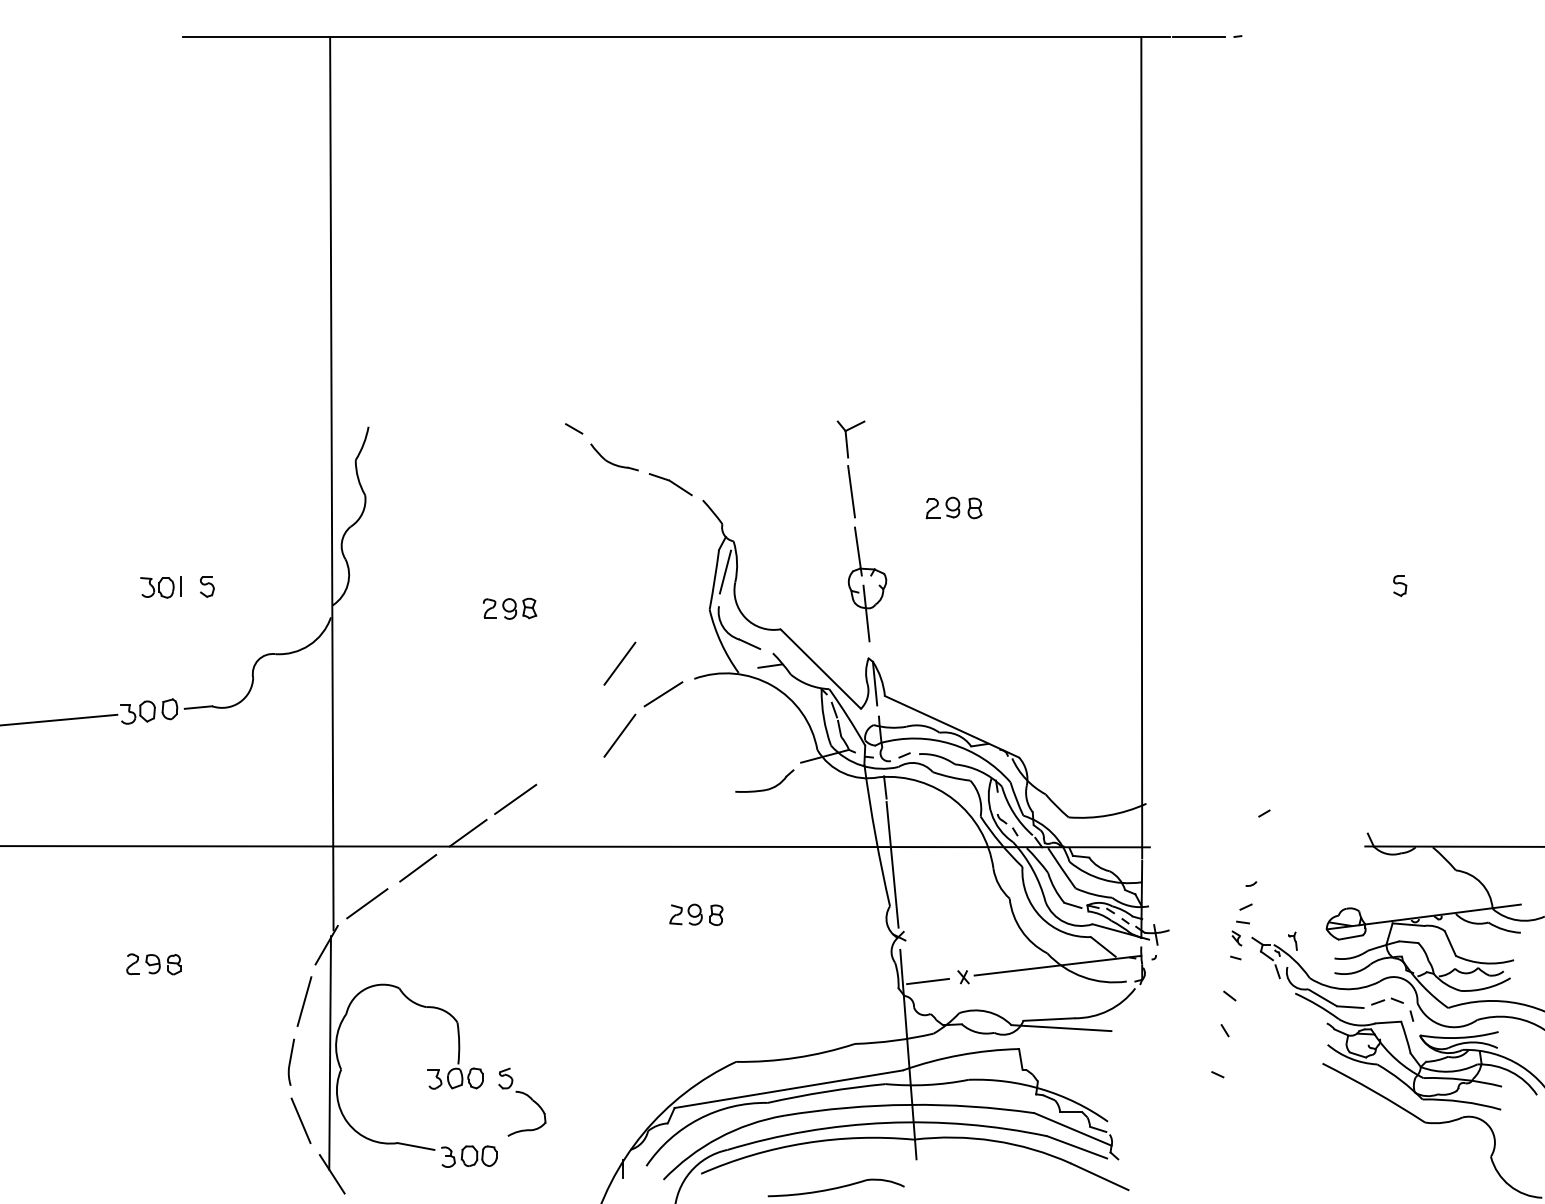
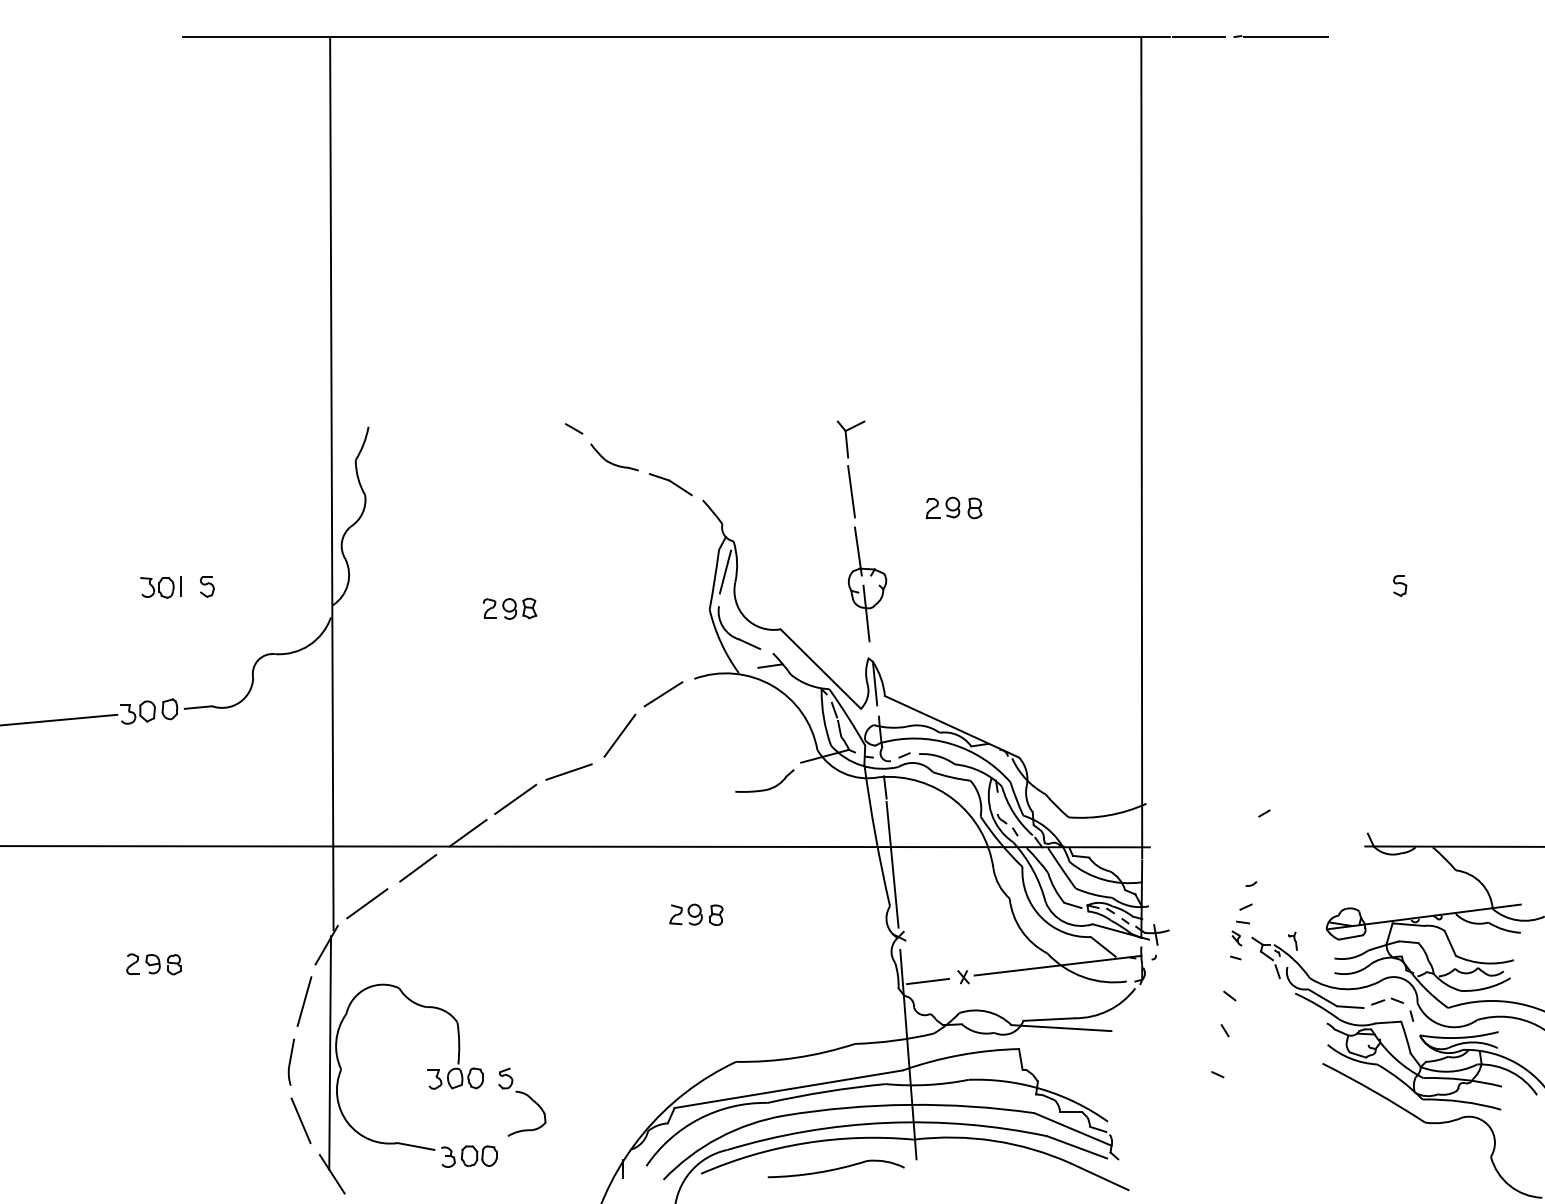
line: none -> present (1285, 36)
line: present -> none (619, 663)
line: none -> present (568, 771)
part position: (835, 1187) -> (835, 1168) (835, 1168)
